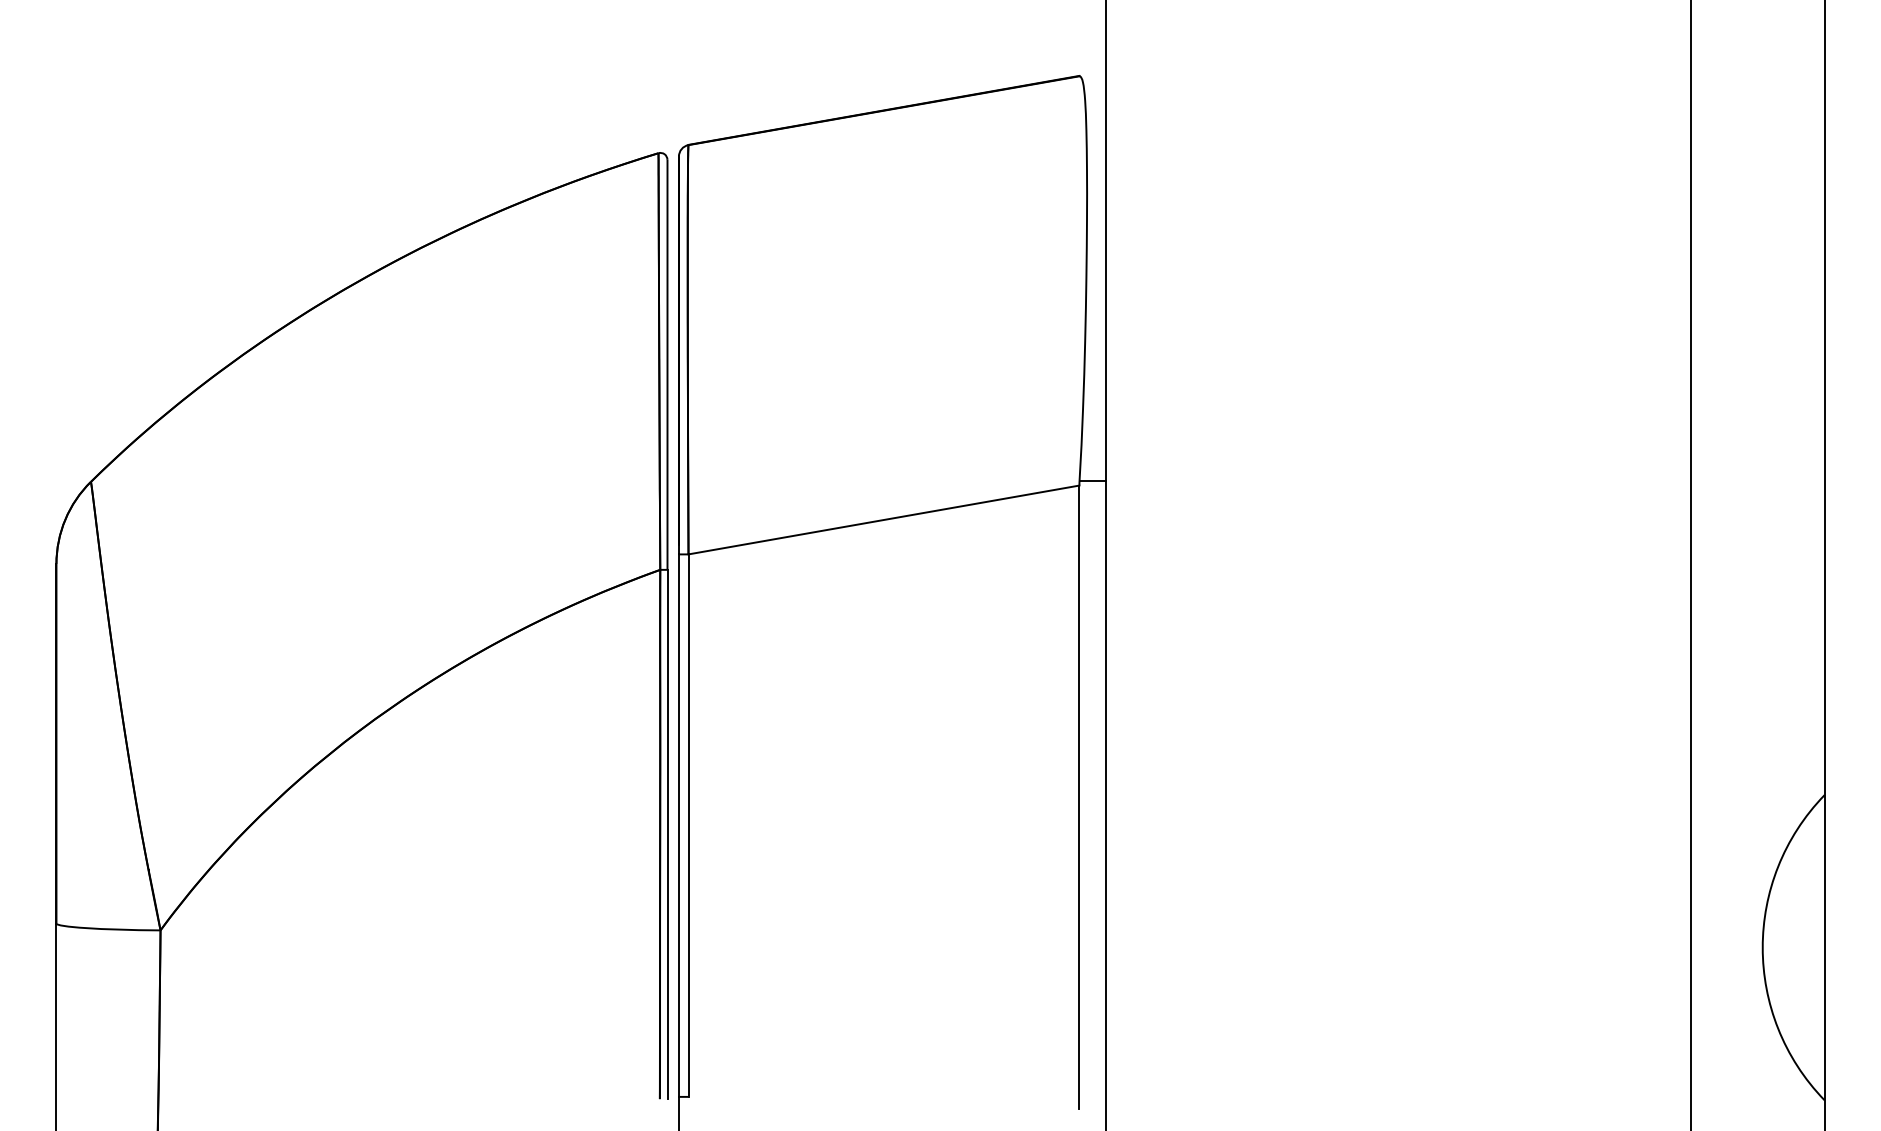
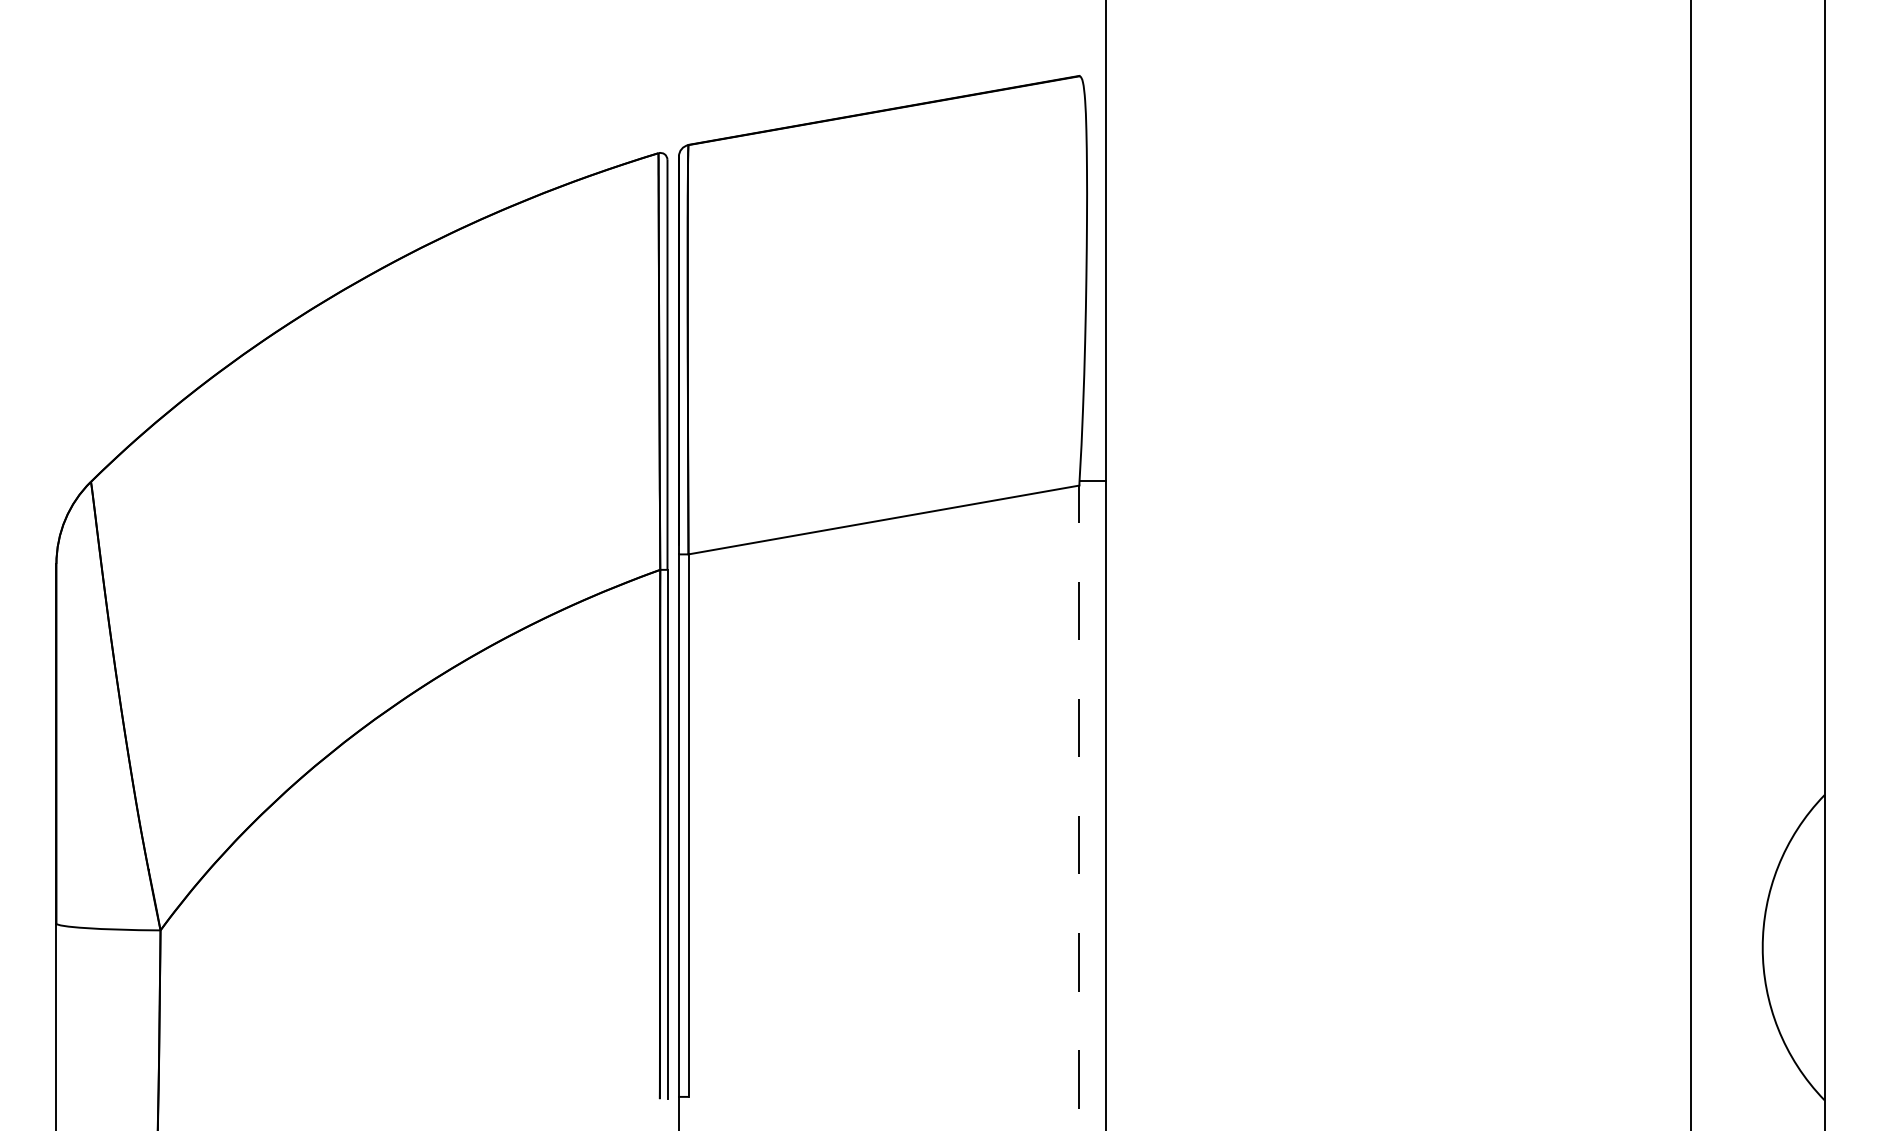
line: solid -> dashed (1079, 797)
